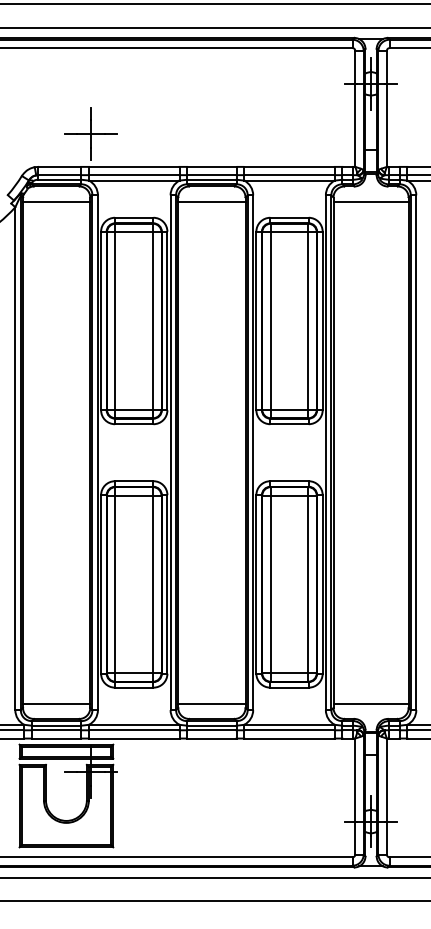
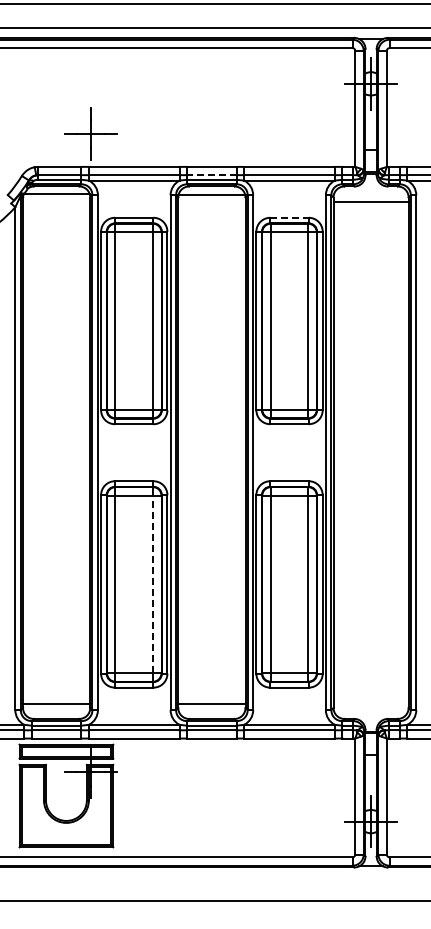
line: solid -> dashed (211, 175)
line position: (56, 201) -> (56, 193) (56, 193)
line position: (211, 201) -> (211, 194) (211, 194)
line: solid -> dashed (290, 217)
line: solid -> dashed (153, 584)
line: present -> none (370, 703)
line: present -> none (214, 877)
